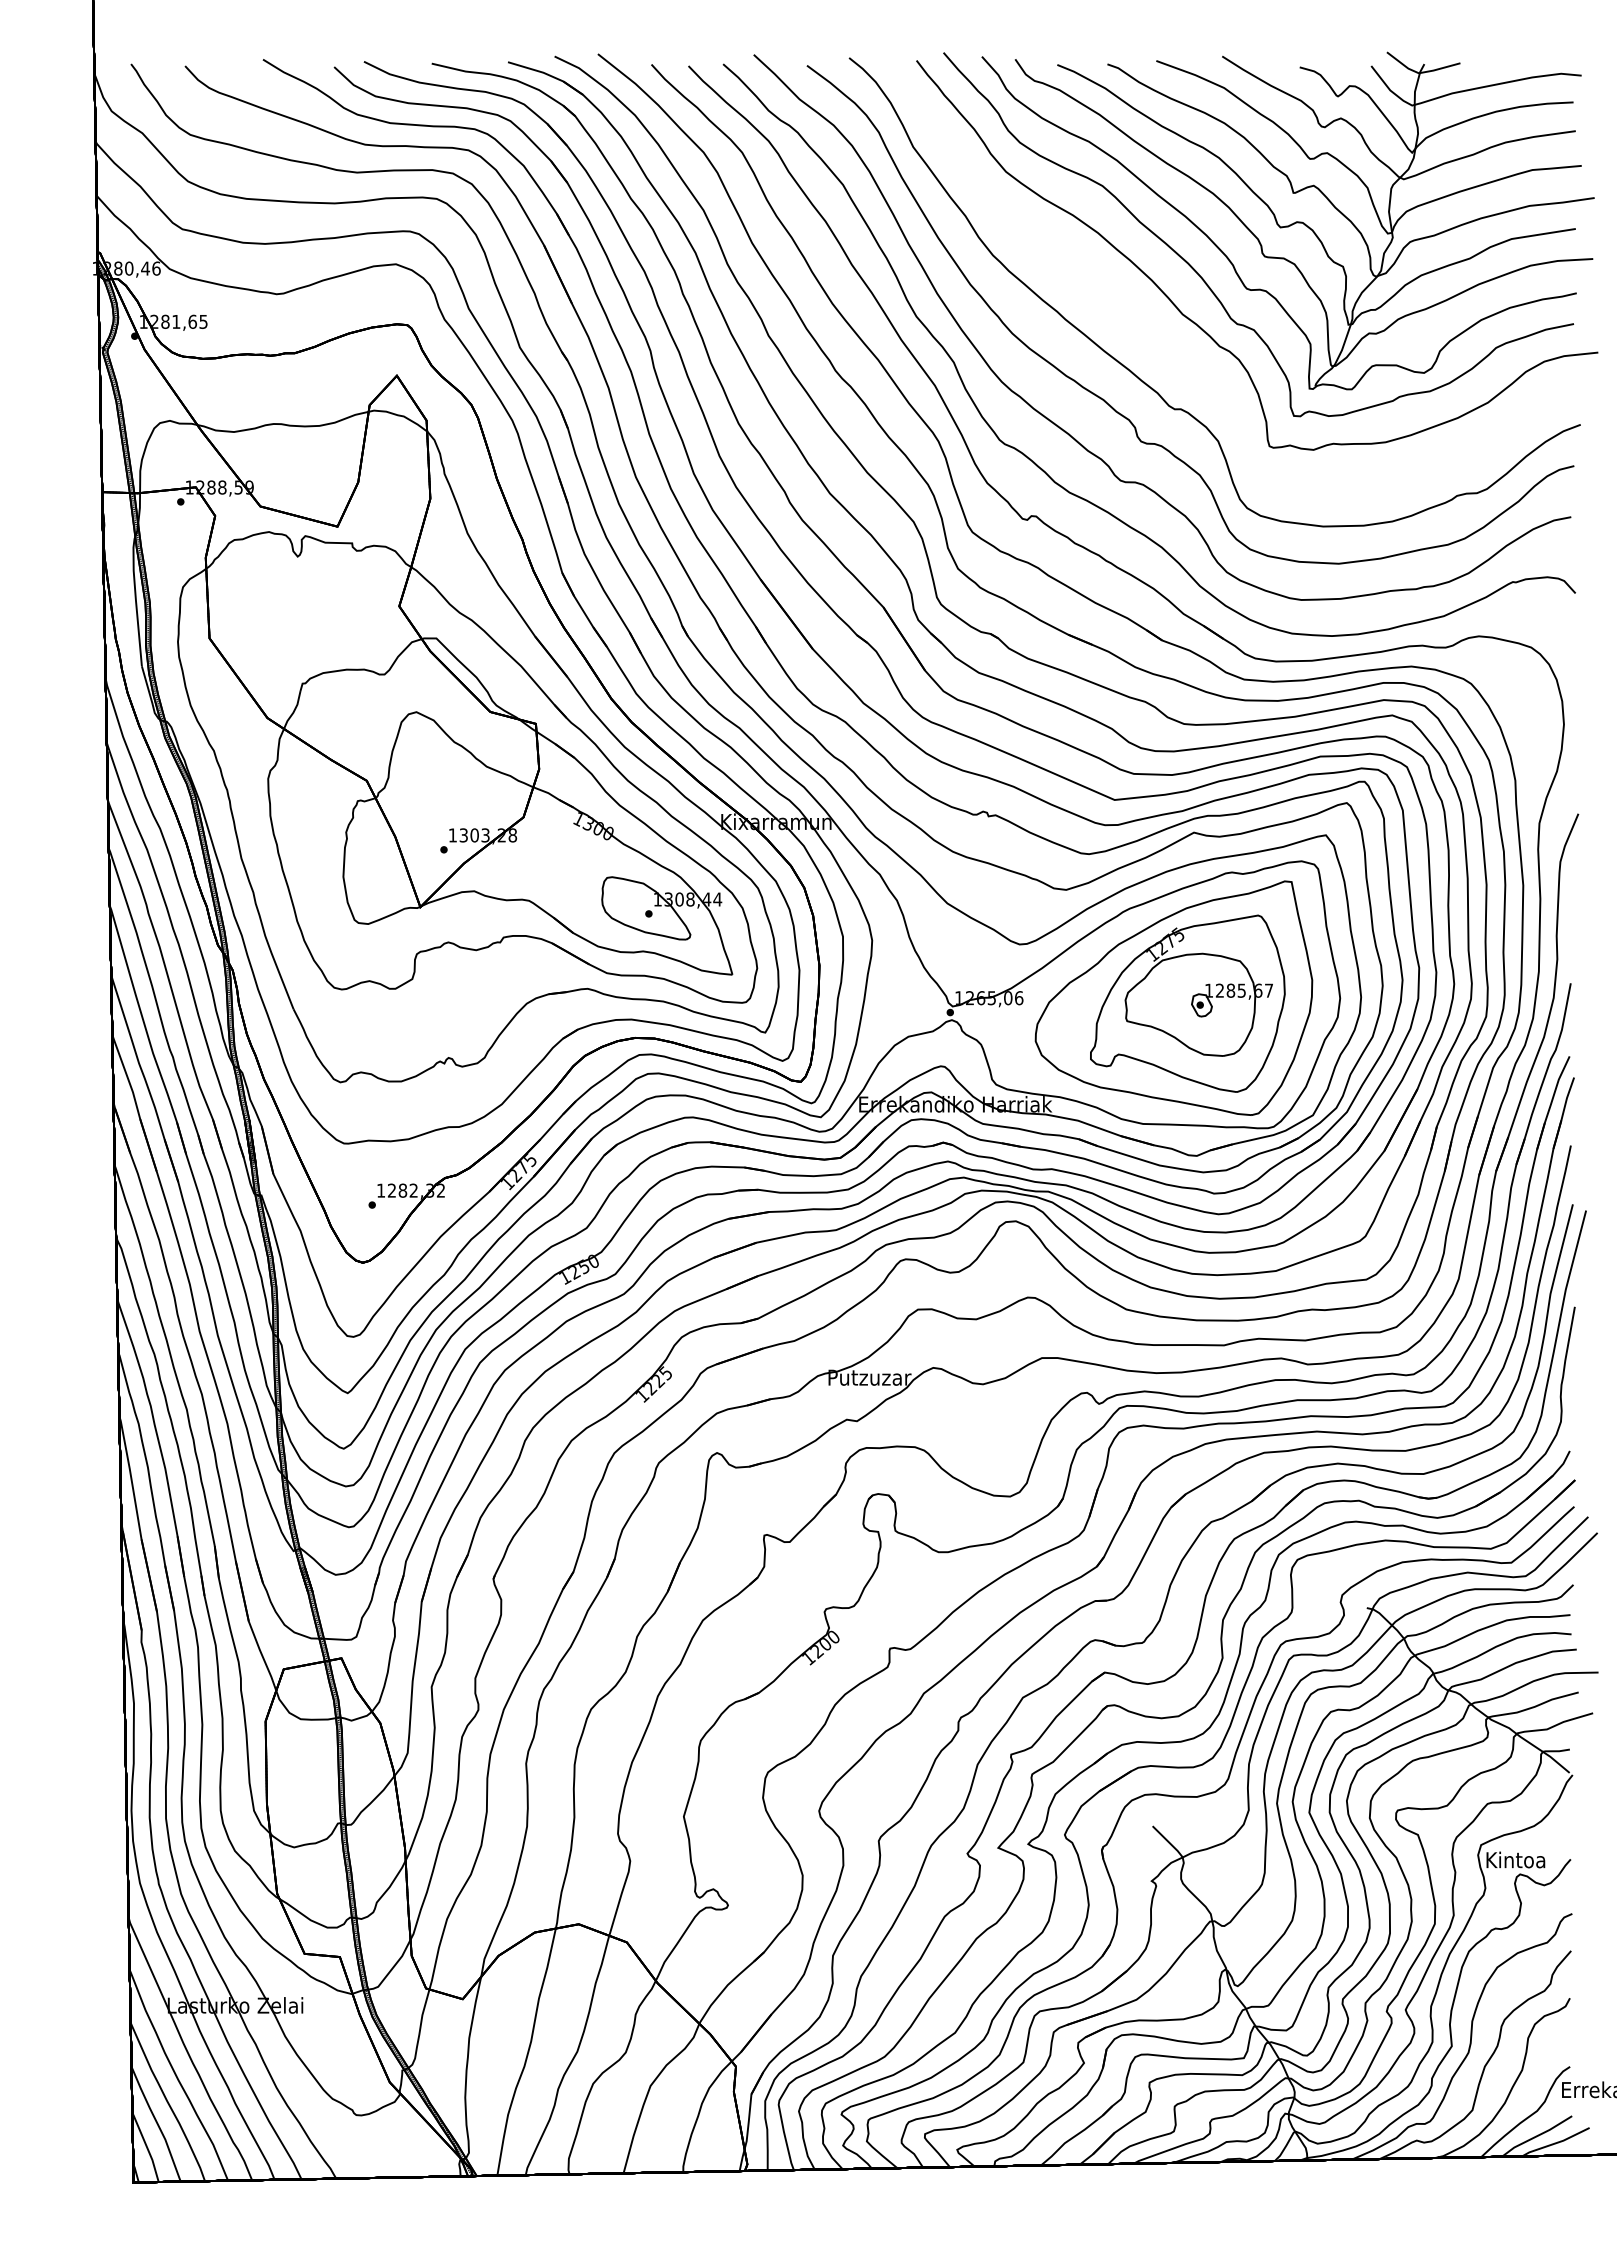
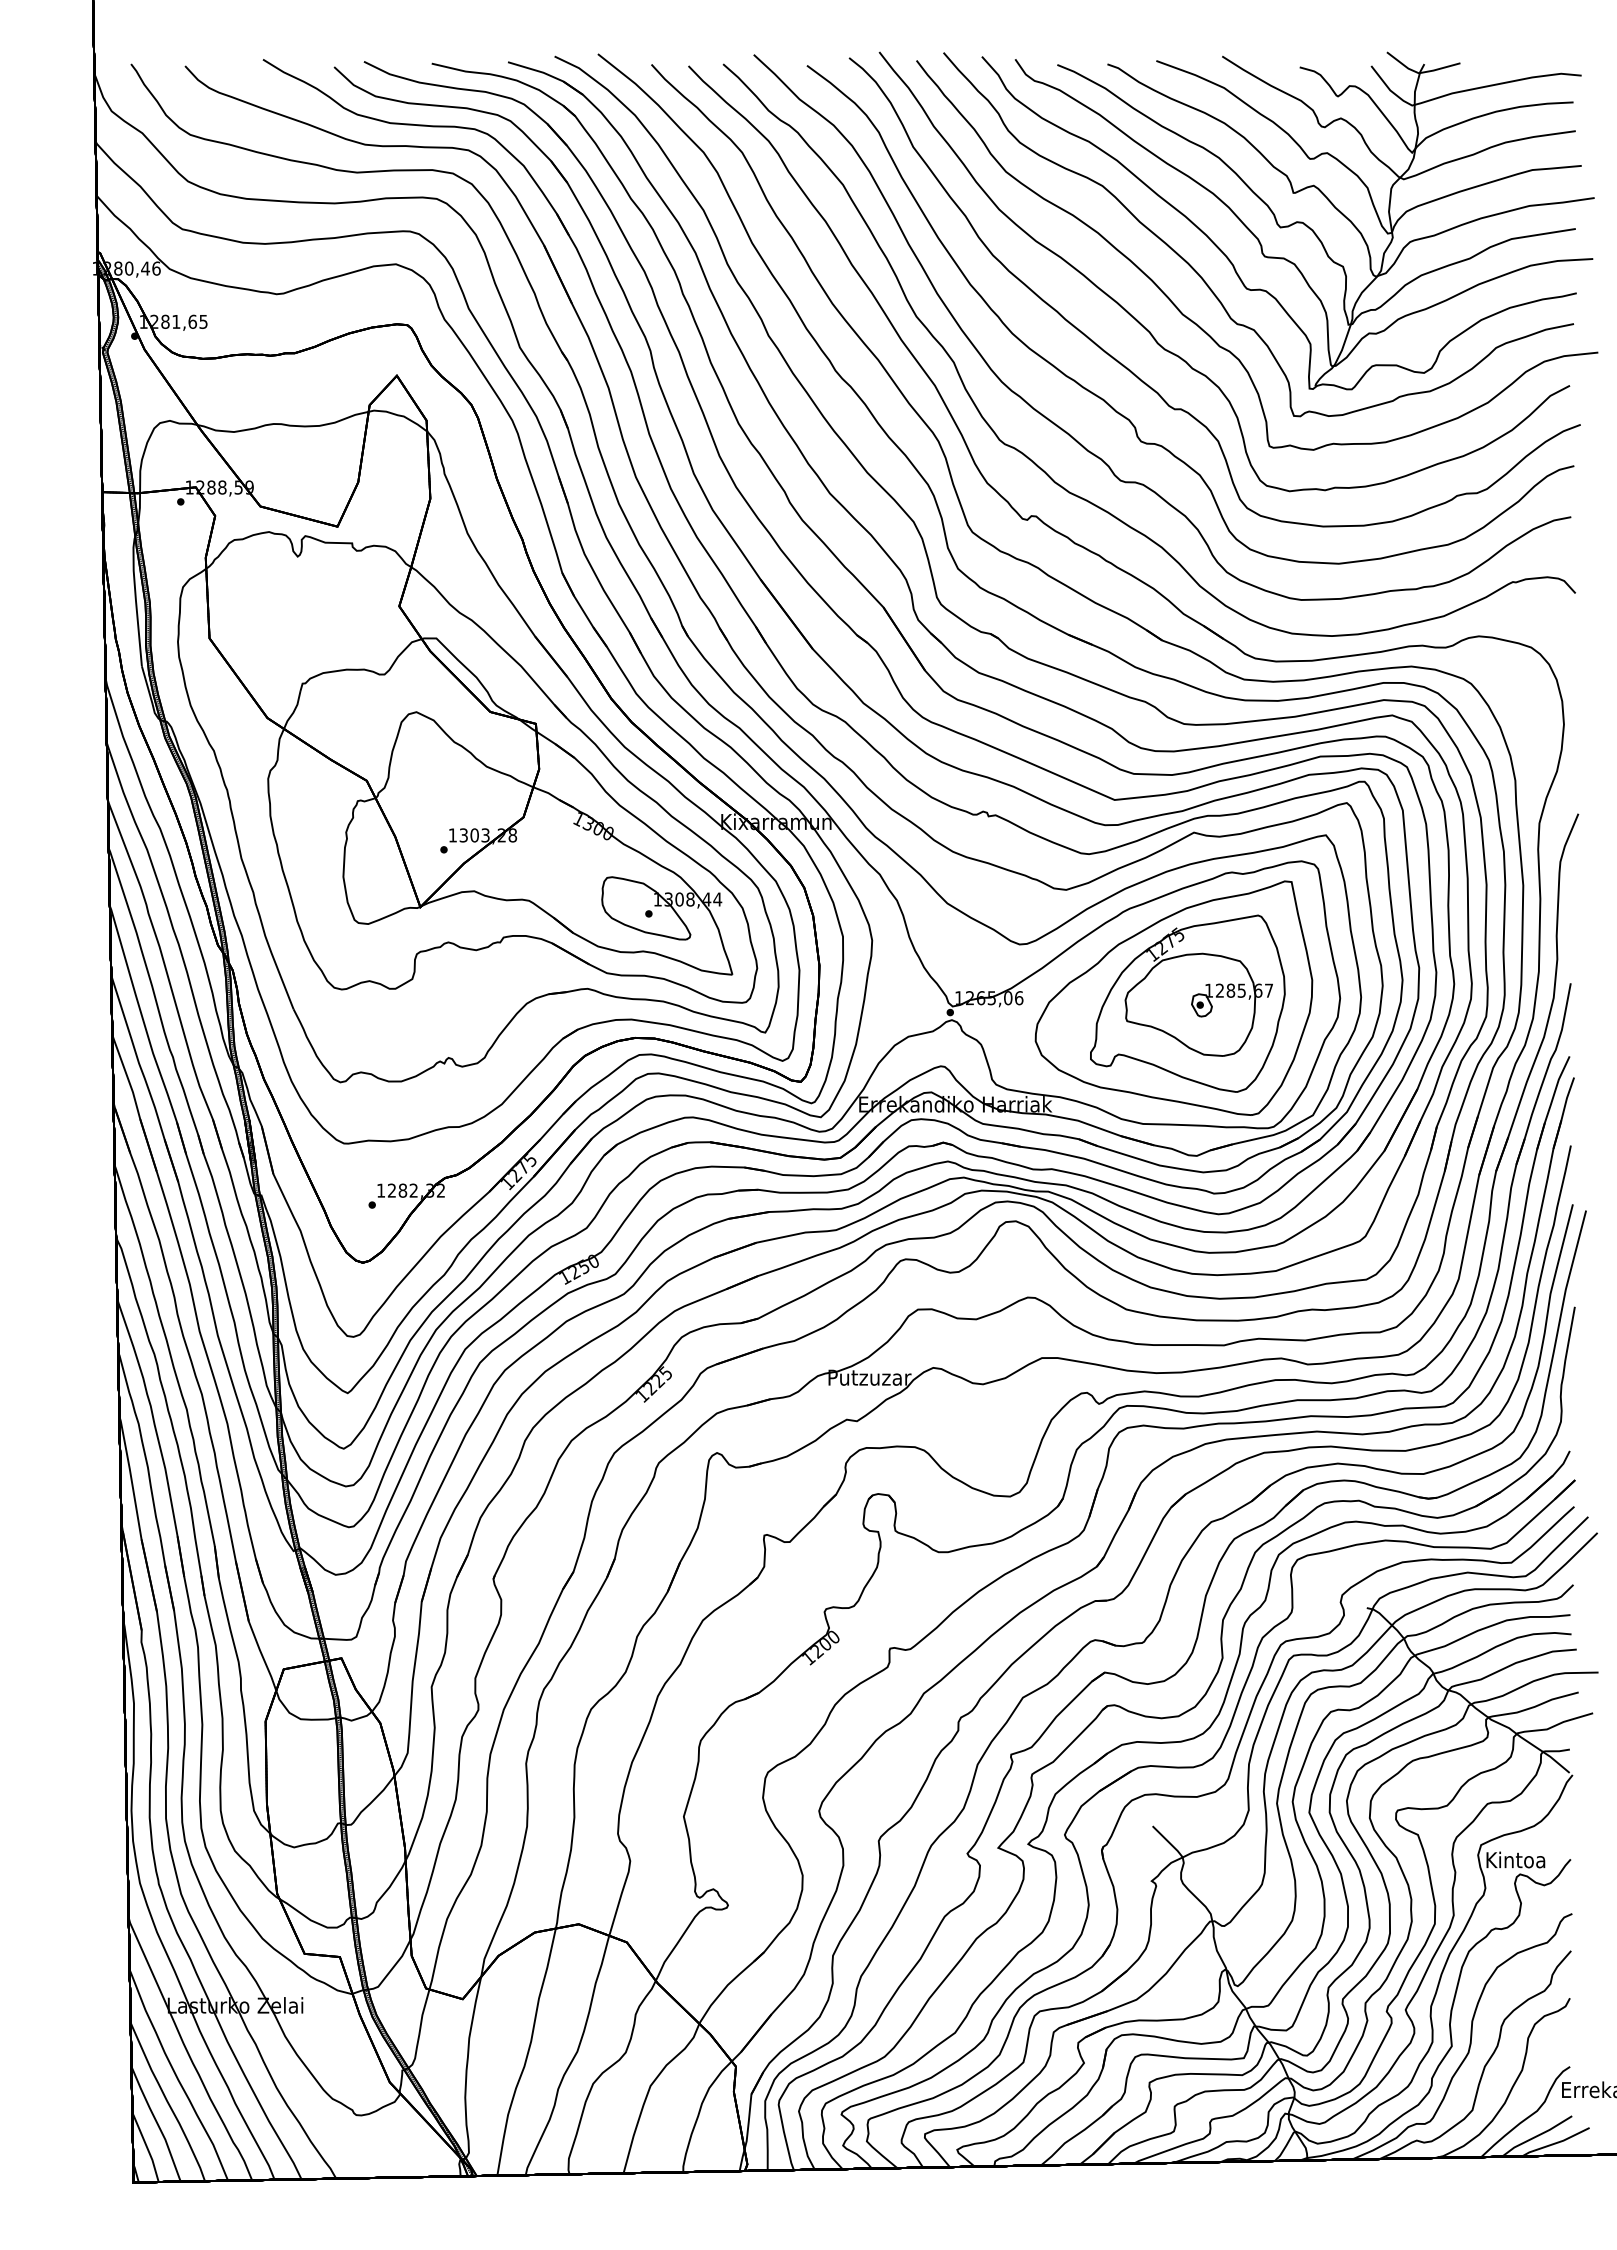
part: none -> present (1150, 331)
